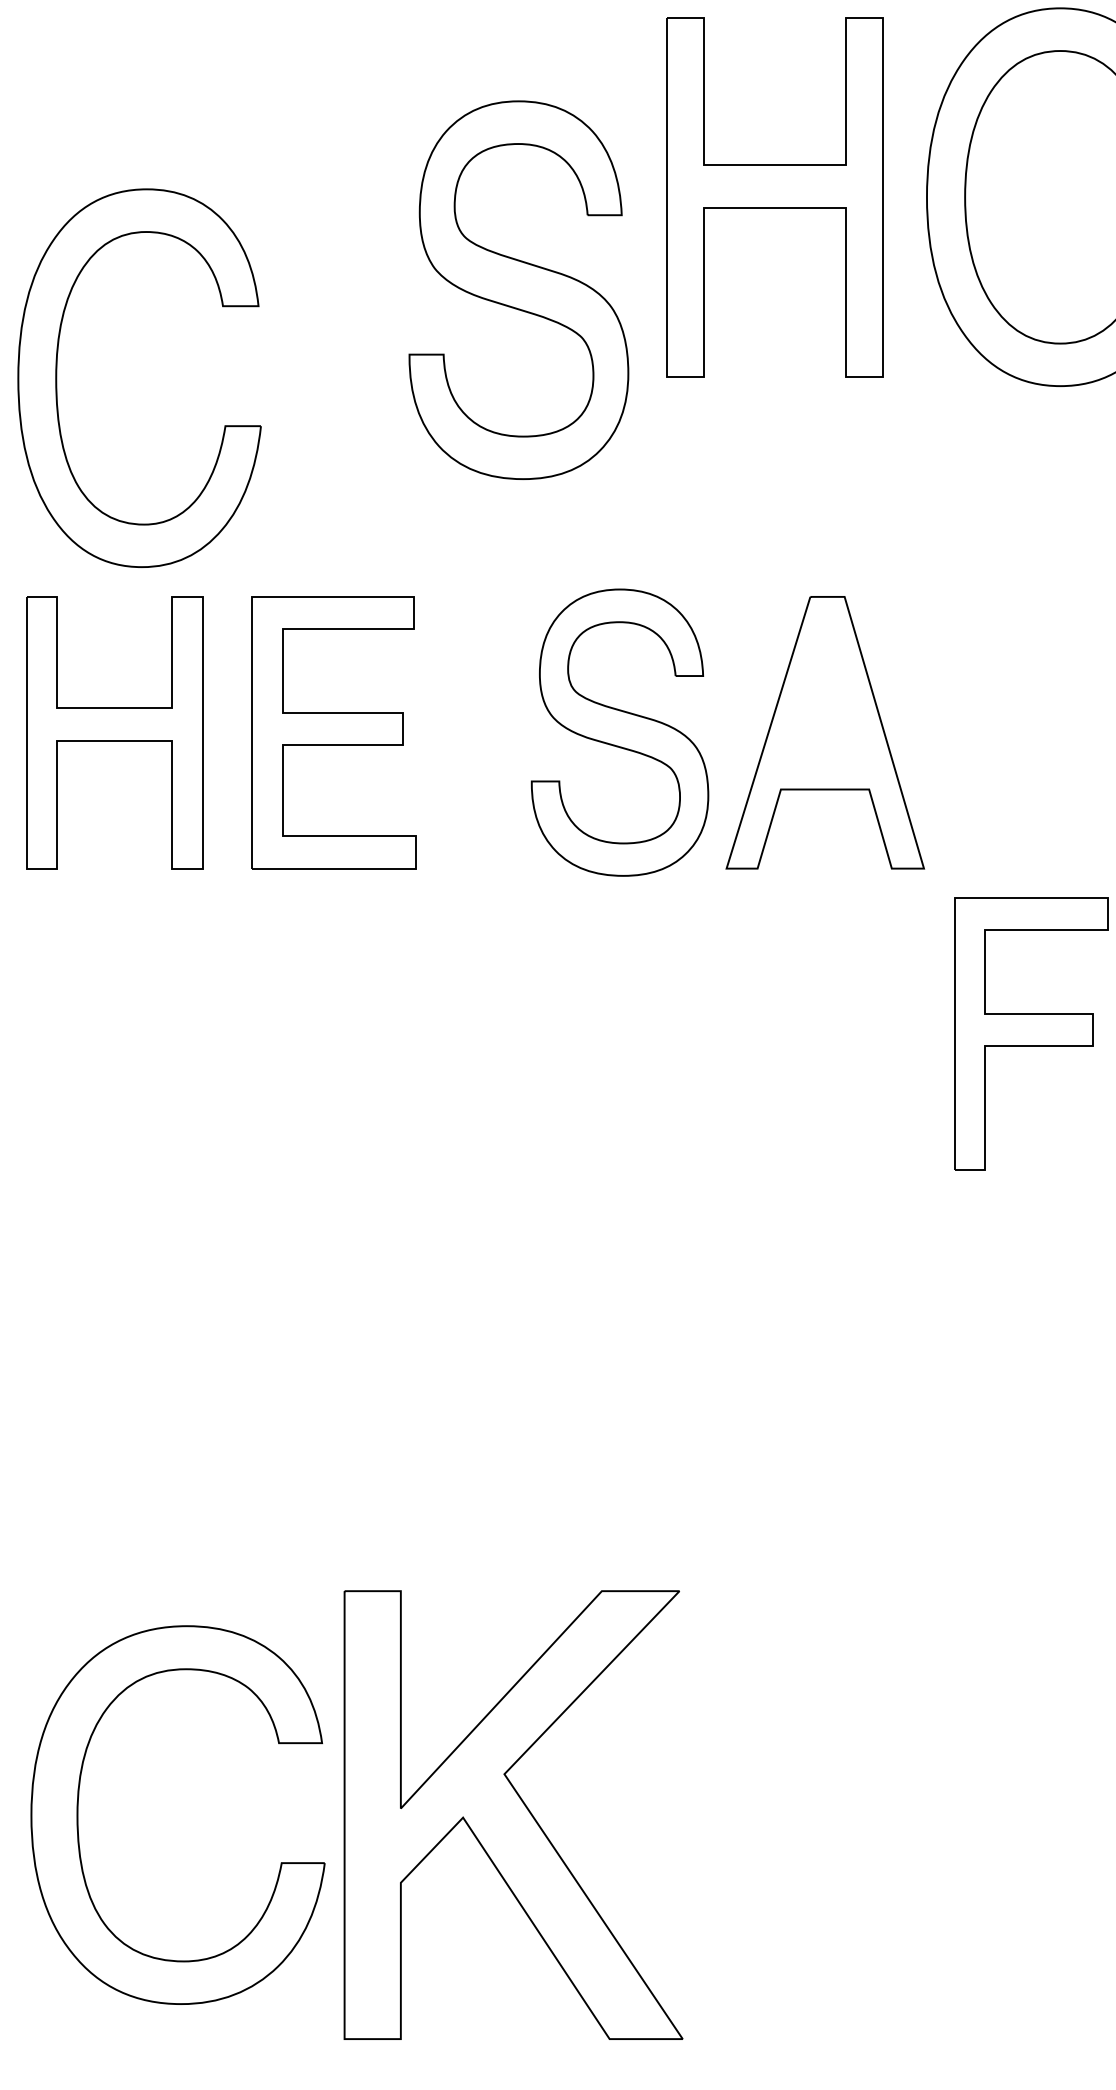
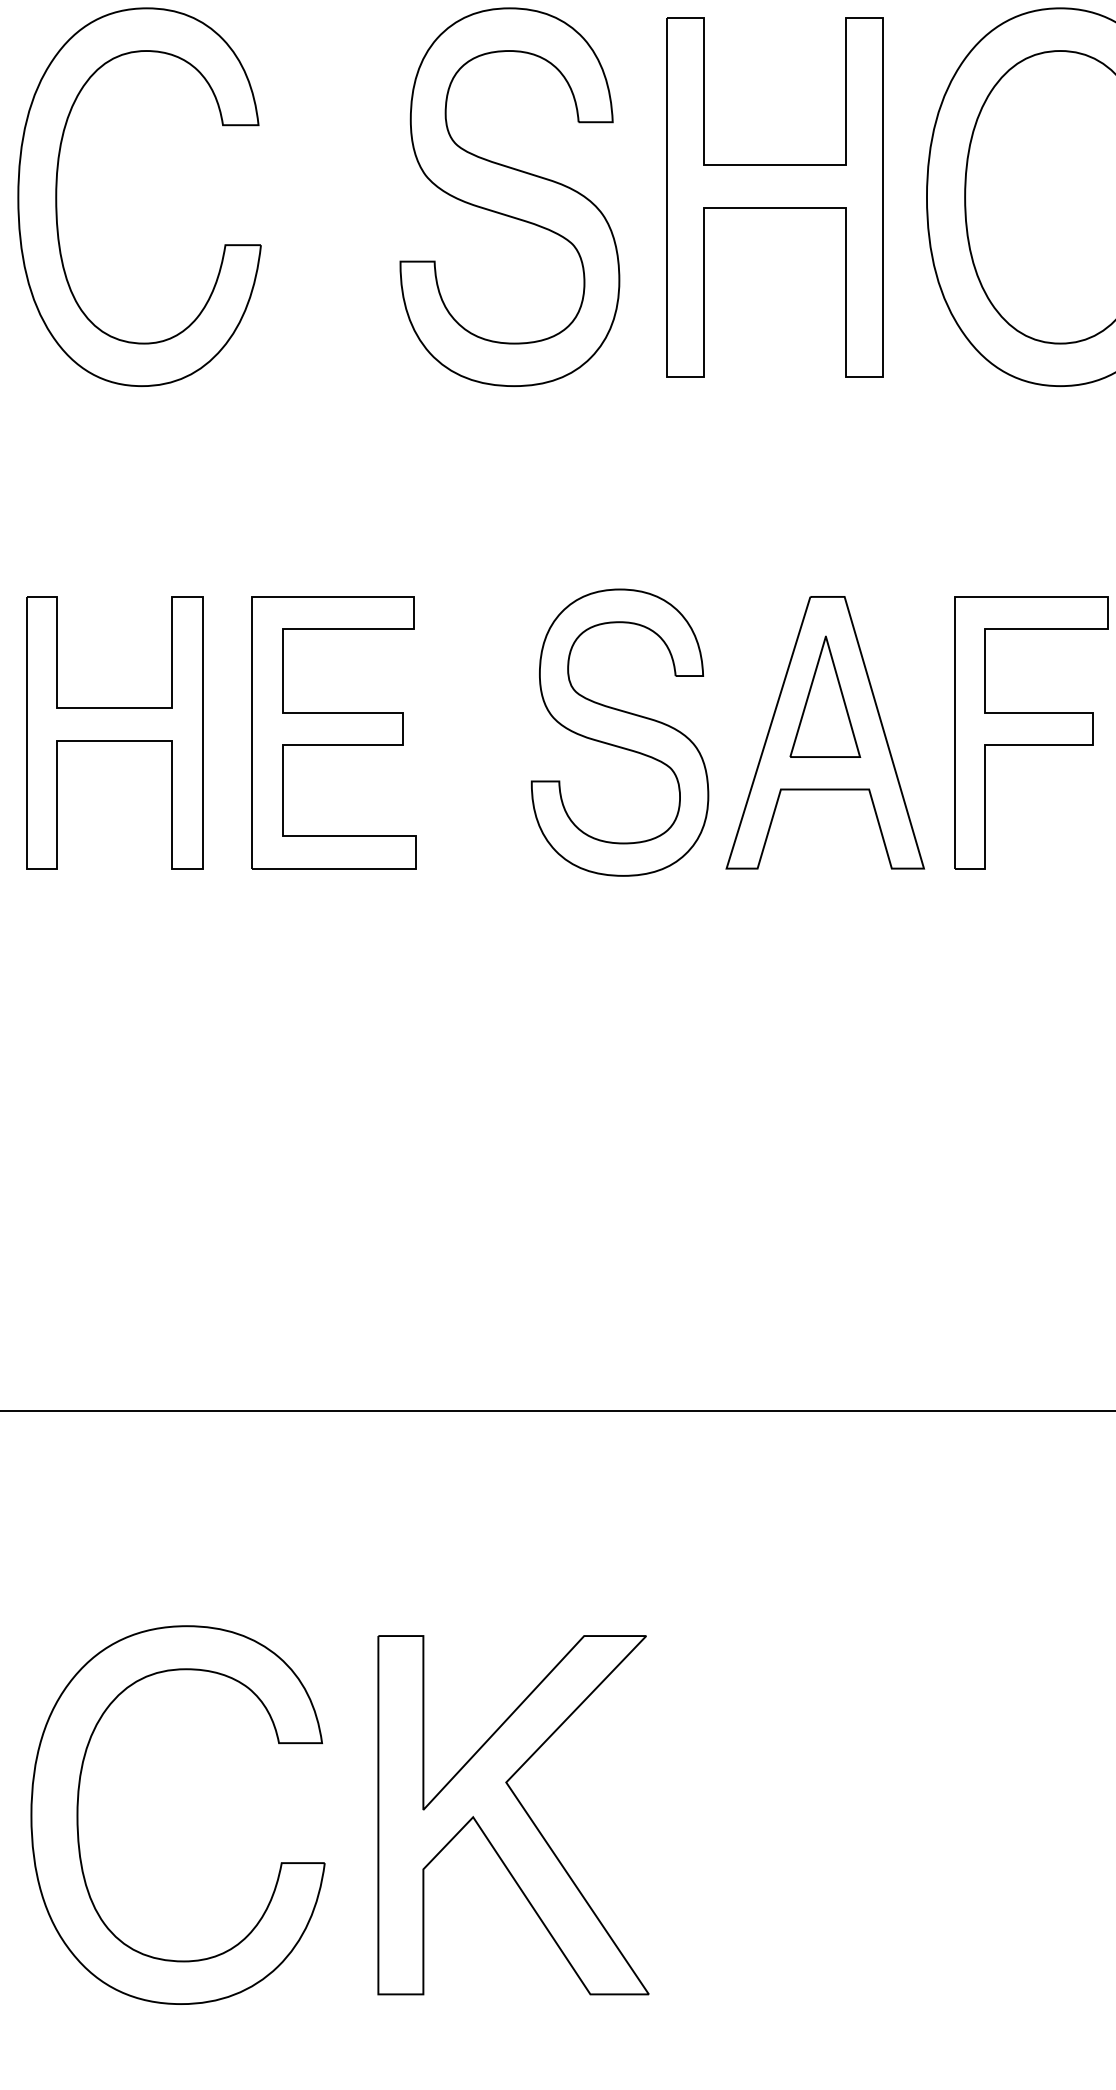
part position: (518, 289) -> (509, 196) (509, 196)
part position: (57, 377) -> (57, 196) (57, 196)
part: none -> present (825, 696)
part position: (1031, 1033) -> (1031, 732) (1031, 732)
line: none -> present (557, 1411)
part size: 341x450 px -> 273x361 px (513, 1815)
